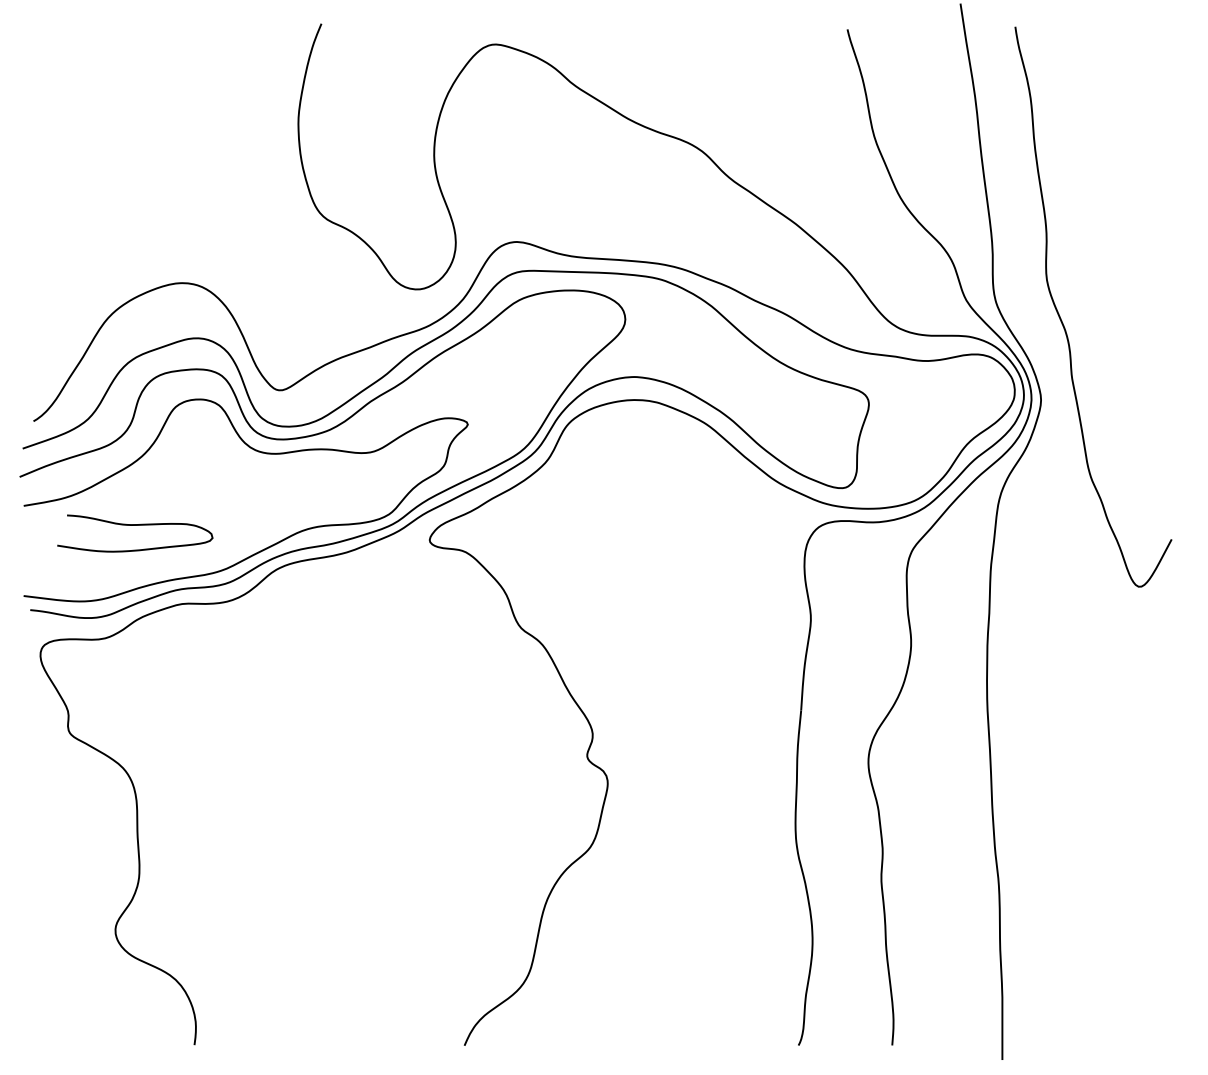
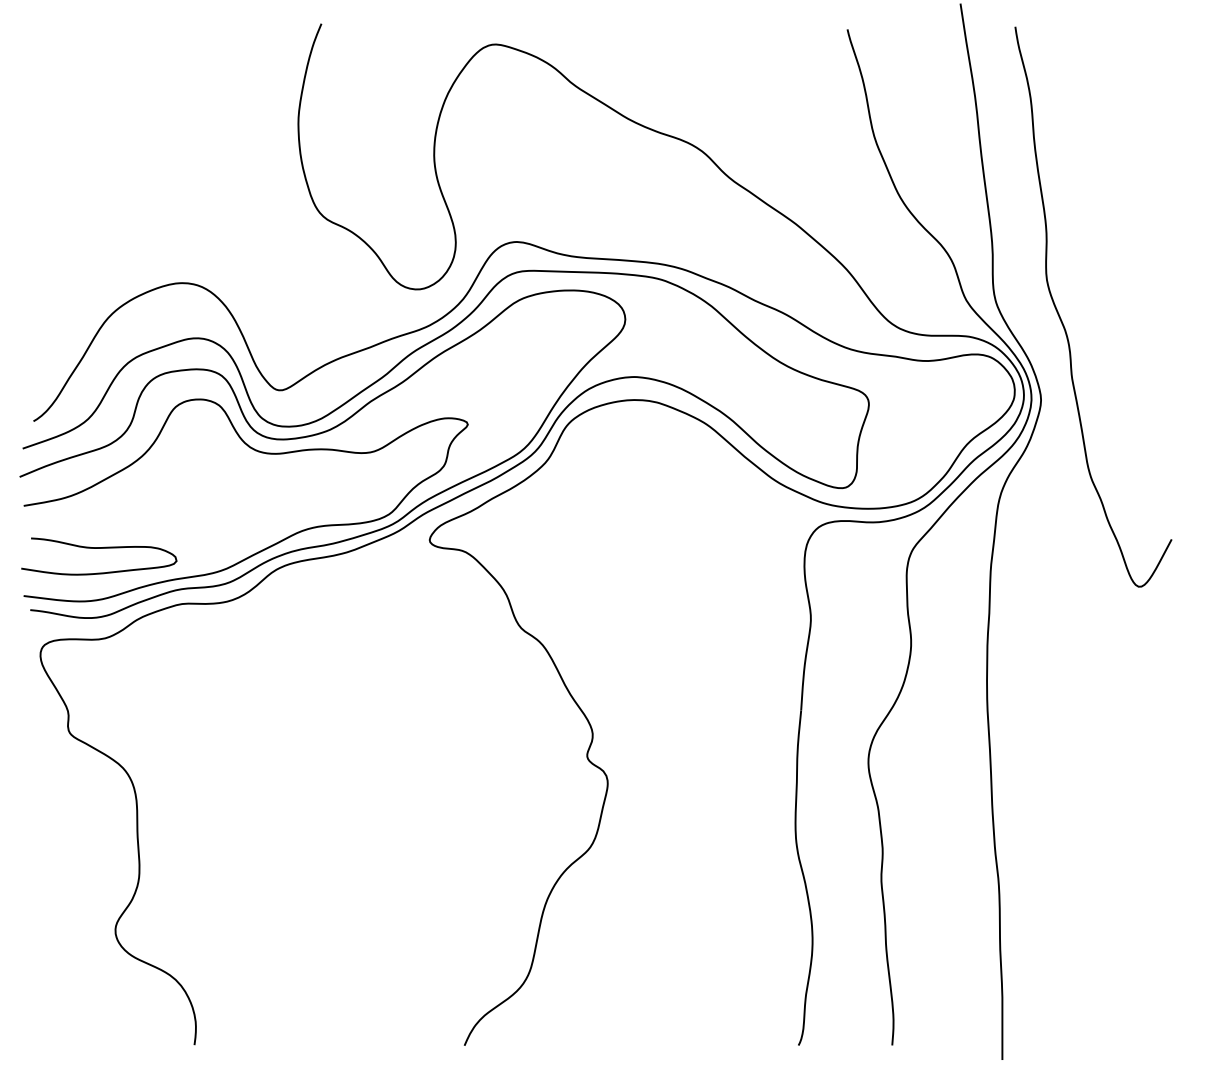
curve position: (135, 525) -> (99, 548) (99, 548)
